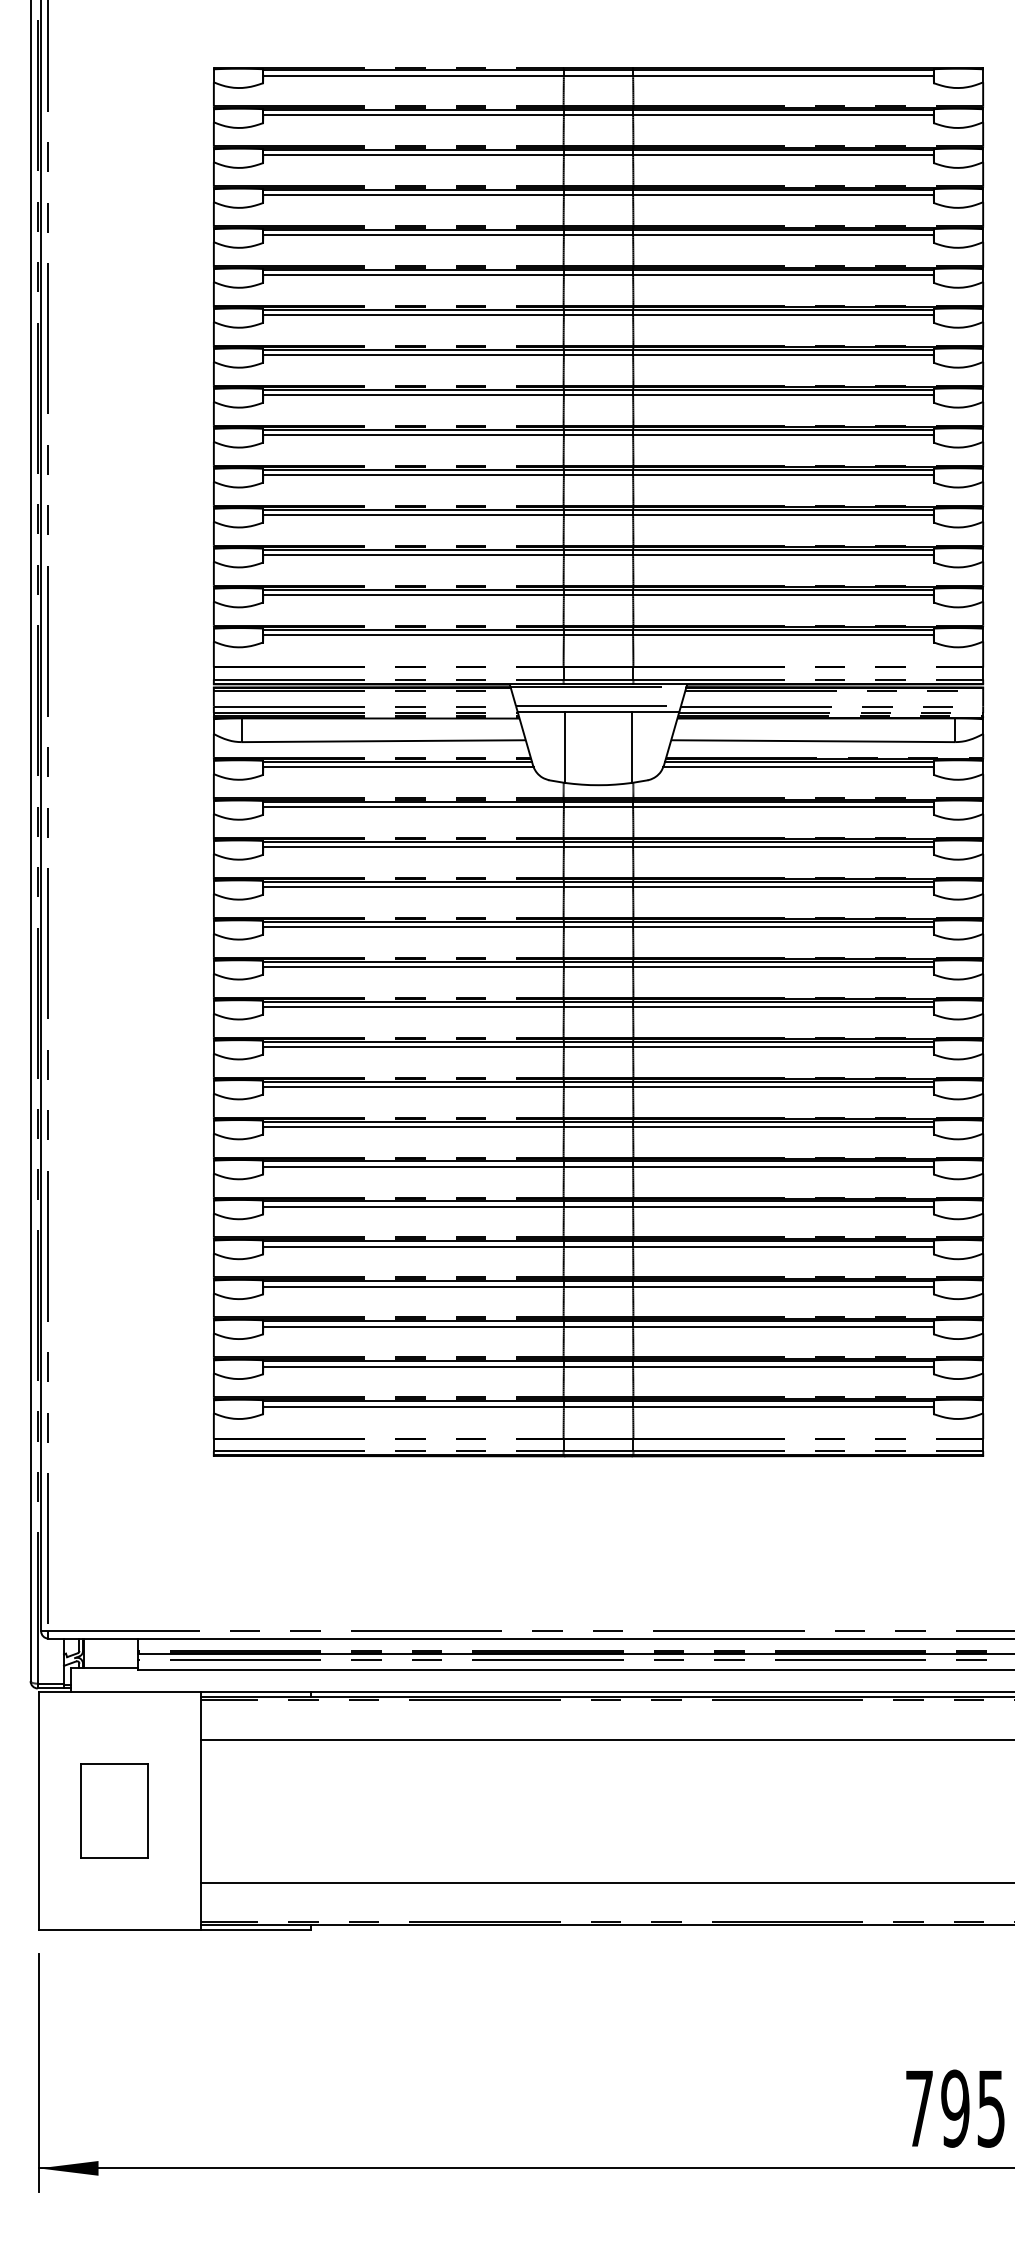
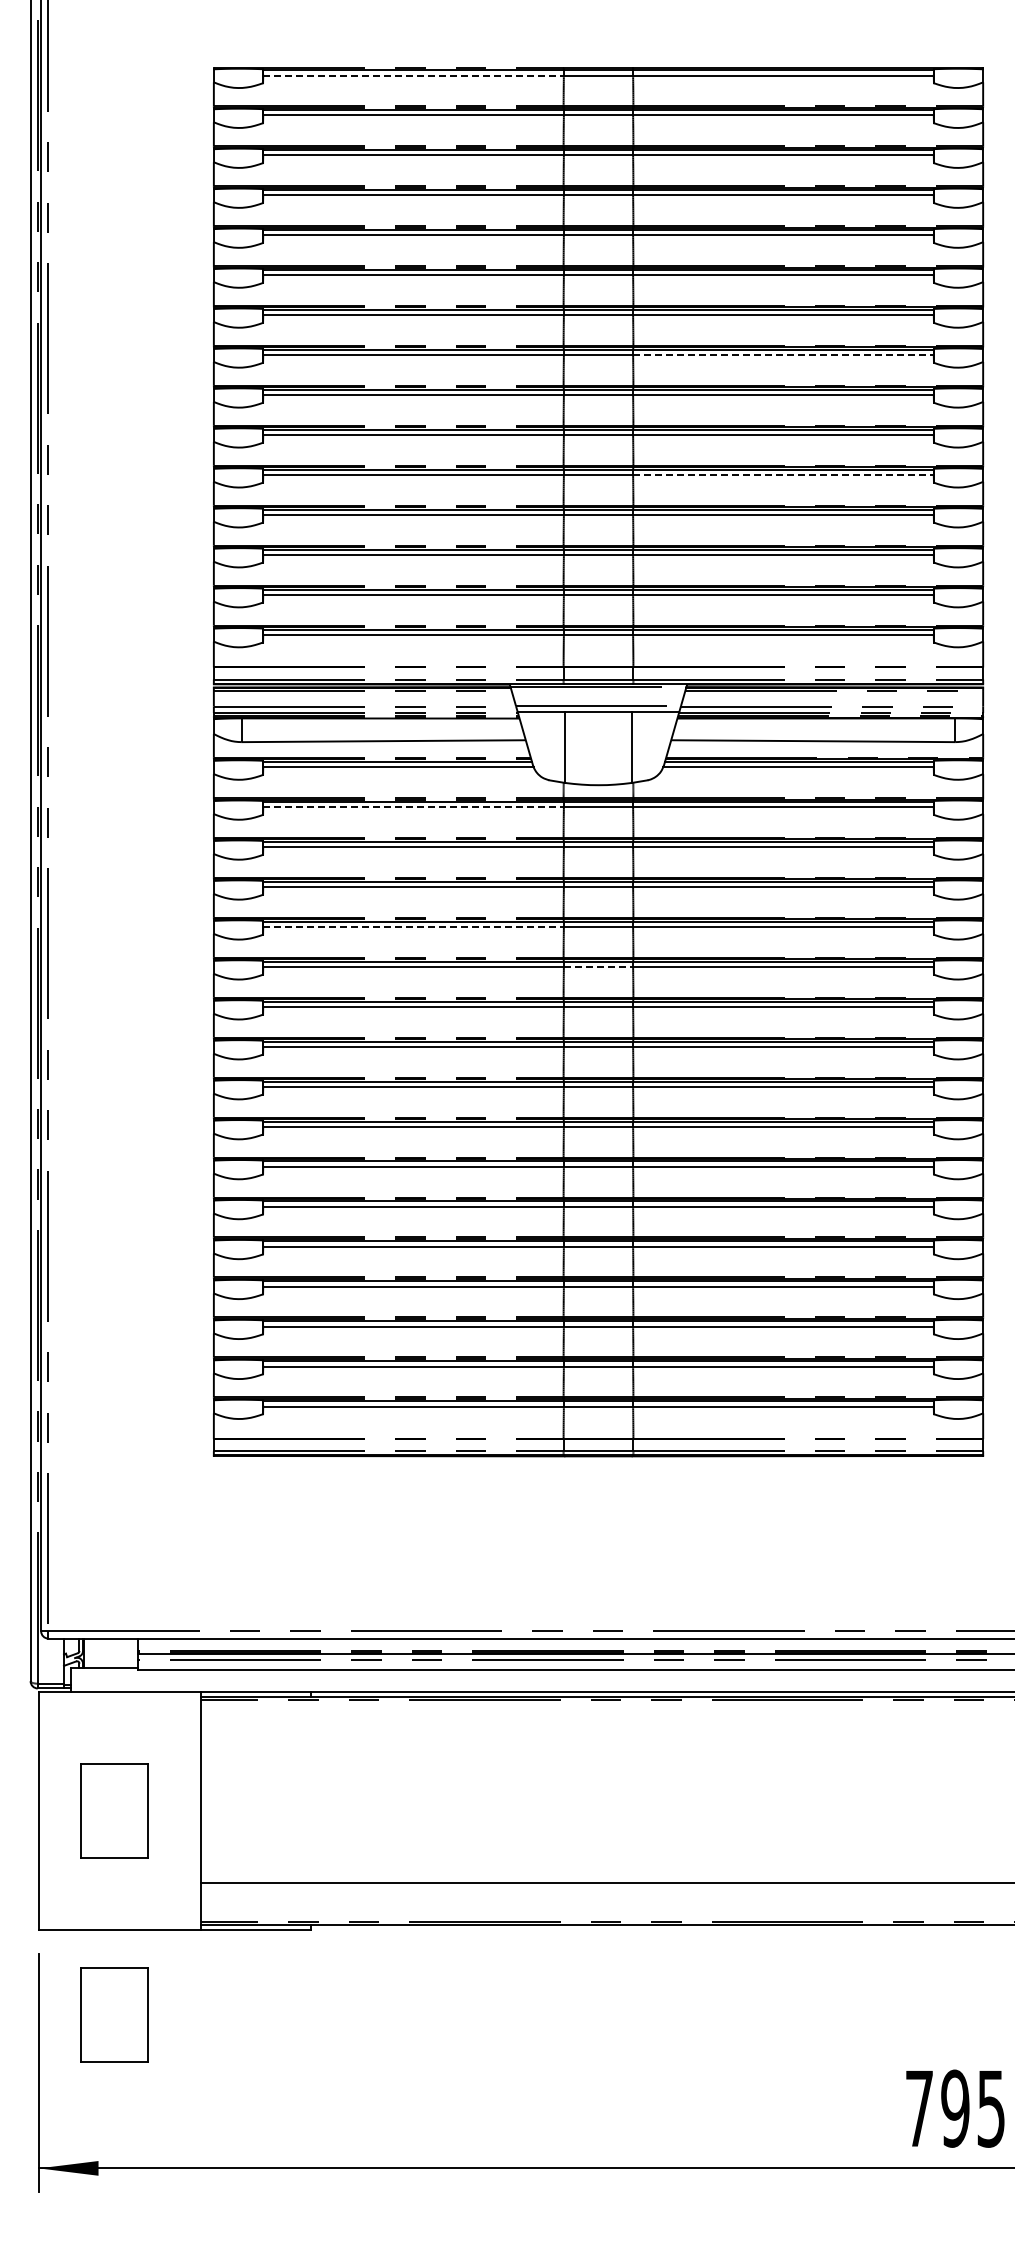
line: solid -> dashed (414, 75)
line: solid -> dashed (783, 355)
line: solid -> dashed (783, 475)
line: solid -> dashed (414, 807)
line: solid -> dashed (414, 927)
line: solid -> dashed (598, 967)
line: present -> none (605, 1739)
part: none -> present (114, 2014)
